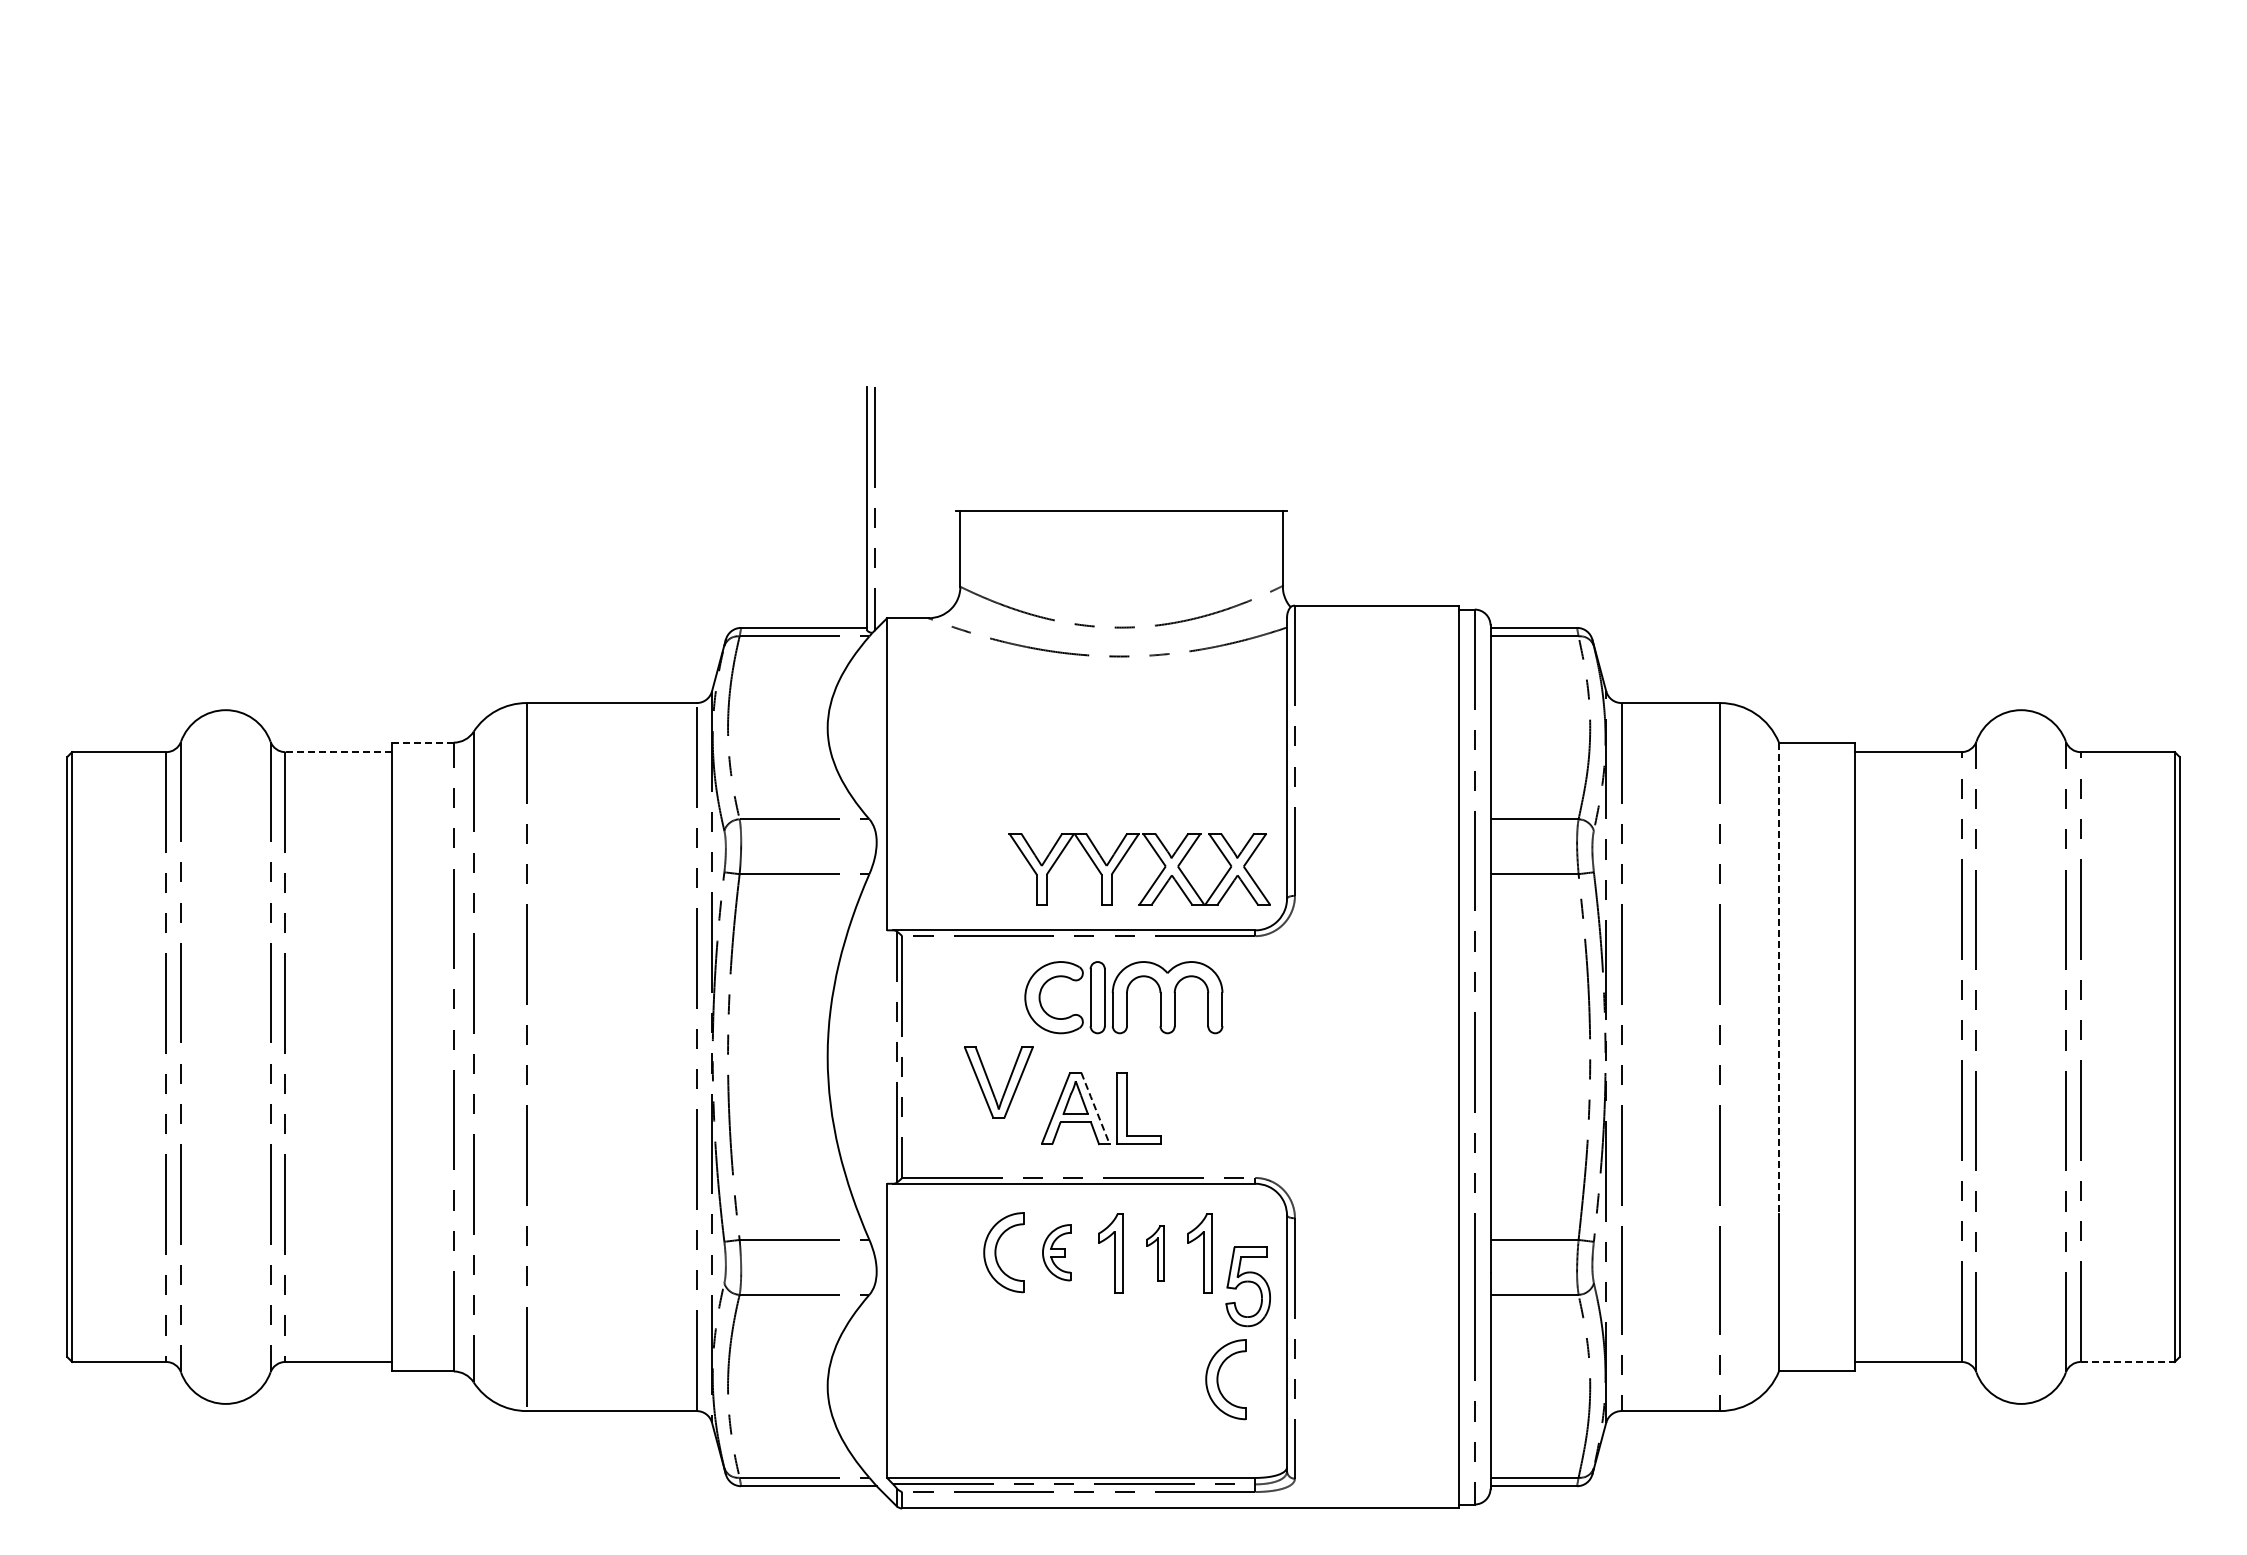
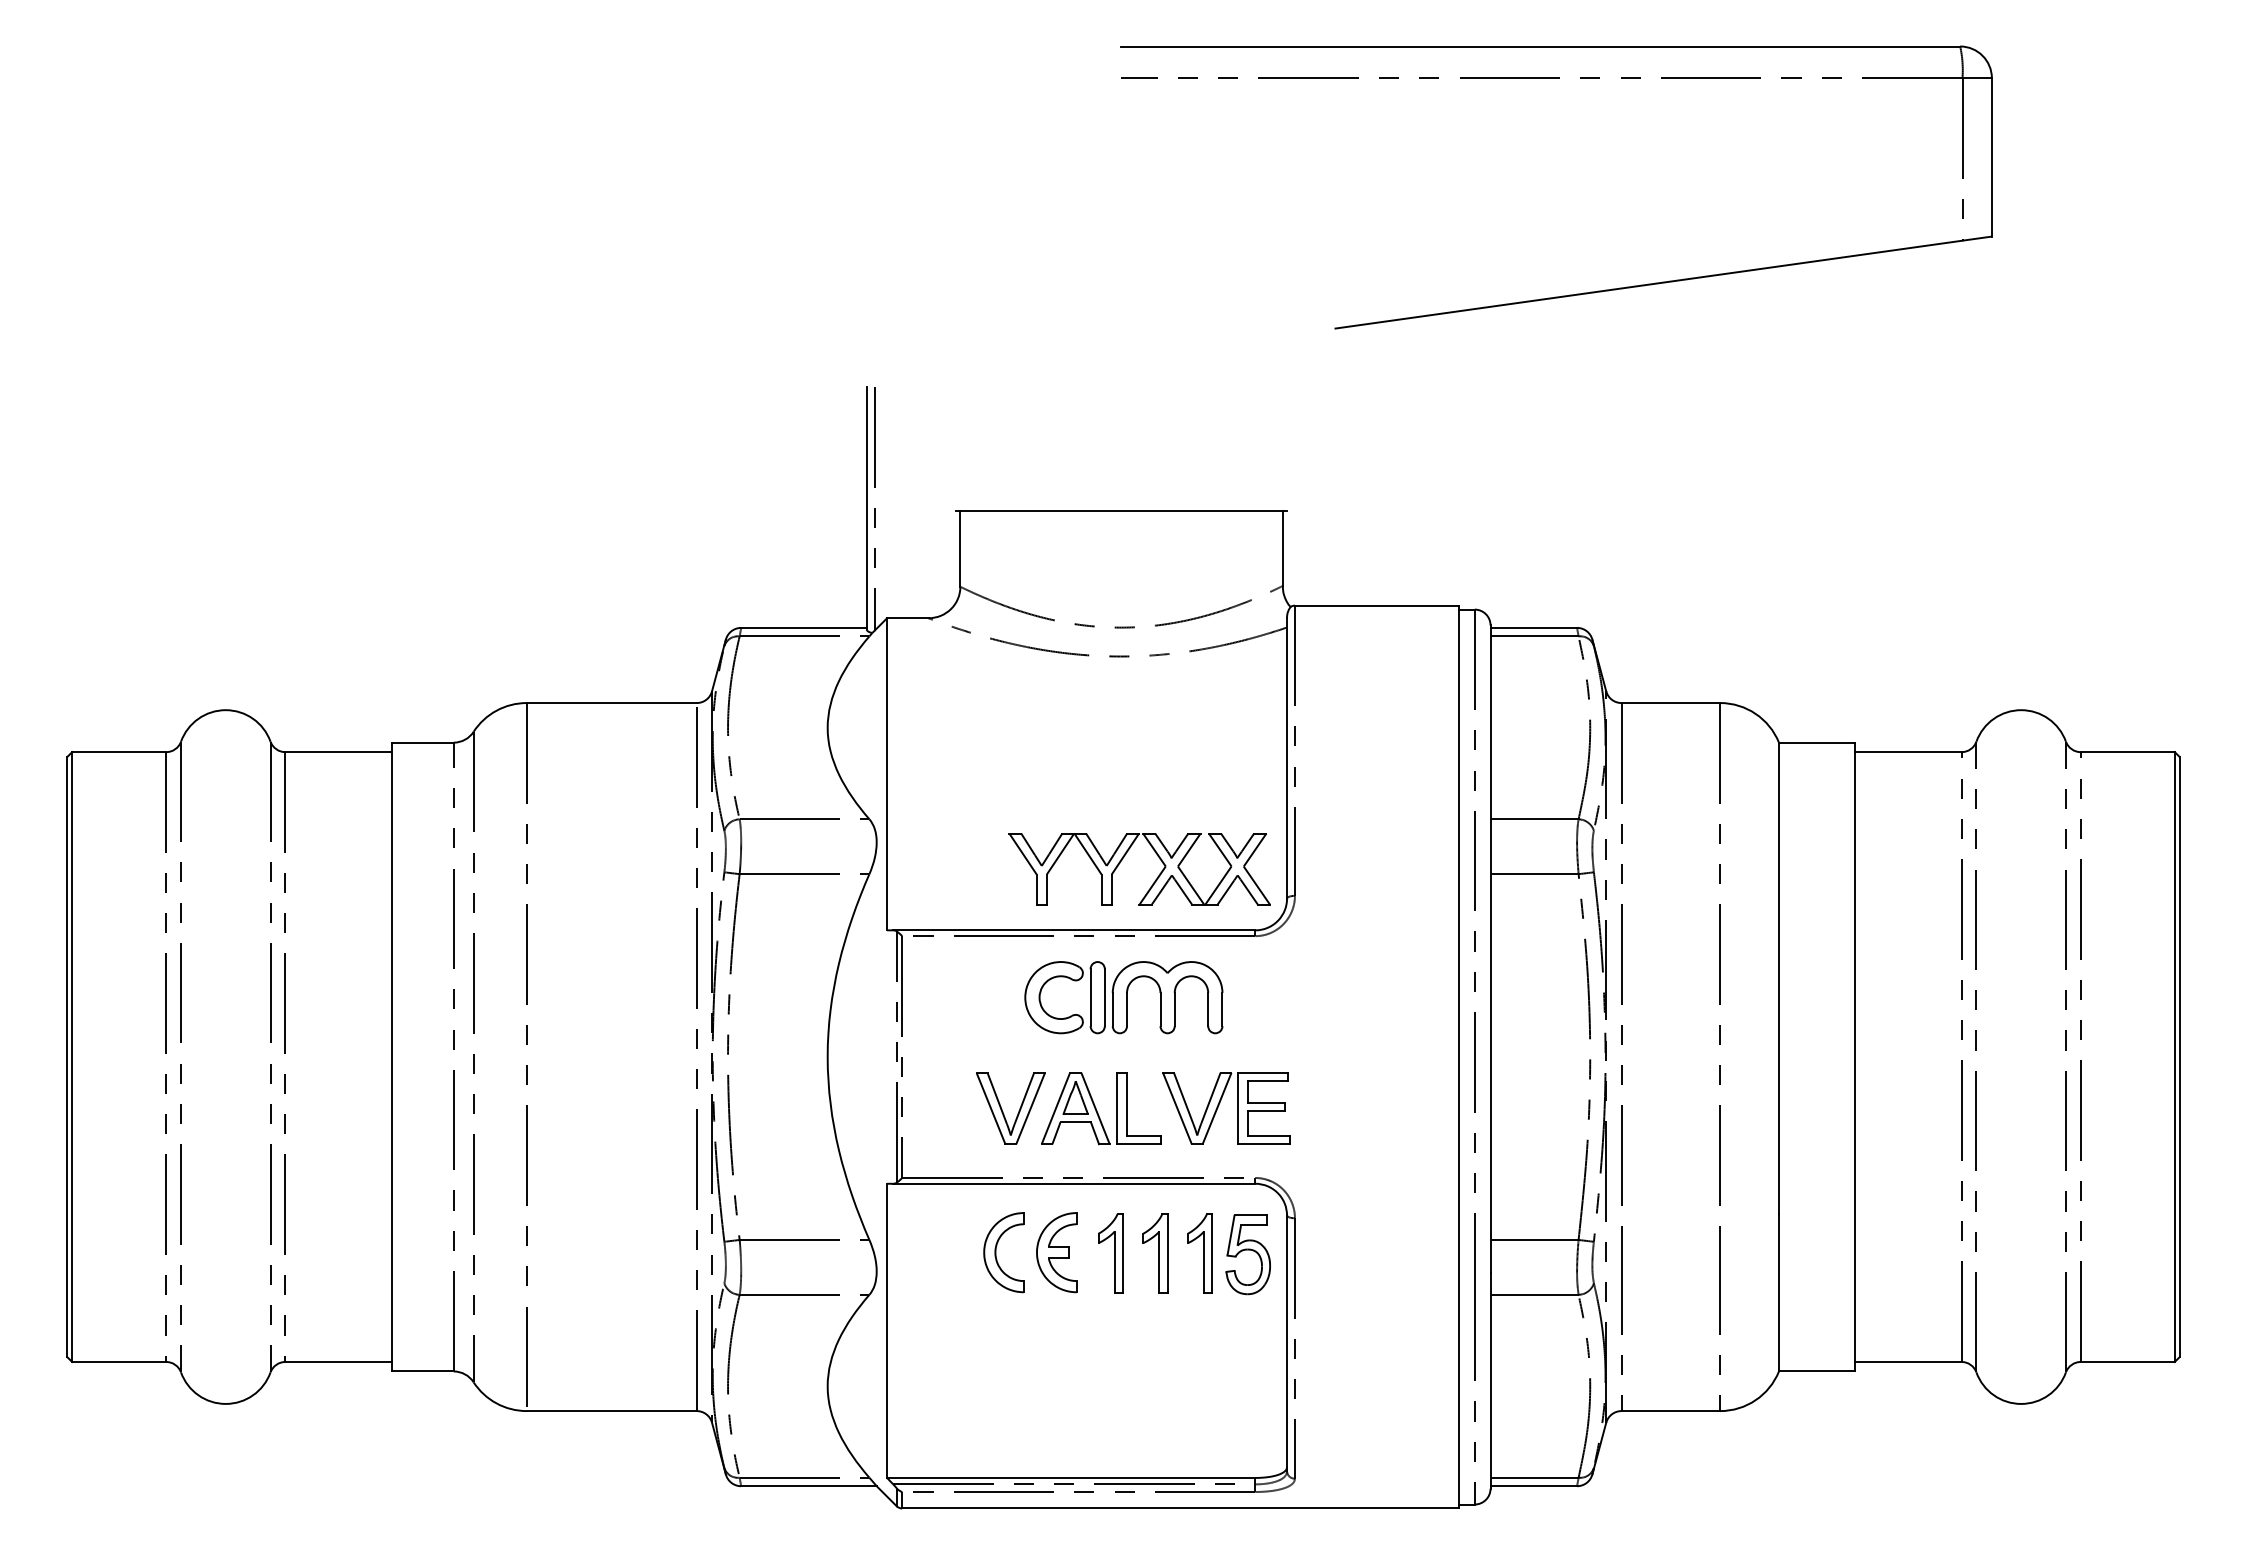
part: none -> present (1569, 294)
line: dashed -> solid (422, 742)
line: dashed -> solid (338, 752)
line: dashed -> solid (1778, 978)
part position: (991, 1085) -> (1003, 1111) (1003, 1111)
part: none -> present (1219, 1105)
line: dashed -> solid (1095, 1108)
part size: 30x58 px -> 42x82 px (1056, 1252)
part size: 19x57 px -> 27x81 px (1155, 1253)
part position: (1247, 1286) -> (1247, 1254) (1247, 1254)
line: dashed -> solid (2127, 1361)
part: present -> none (1218, 1379)
